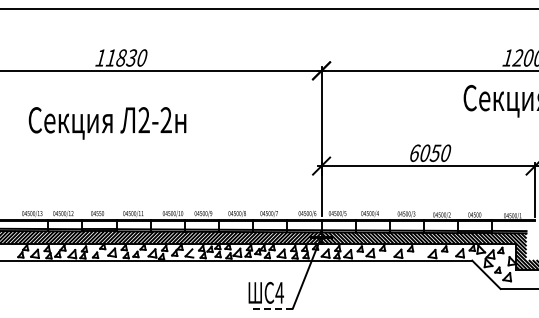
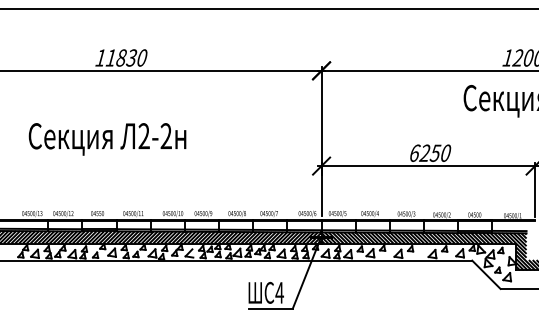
text position: (107, 123) -> (107, 139) (107, 139)
text: 6050 -> 6250 (424, 152)
line: dashed -> solid (270, 308)
